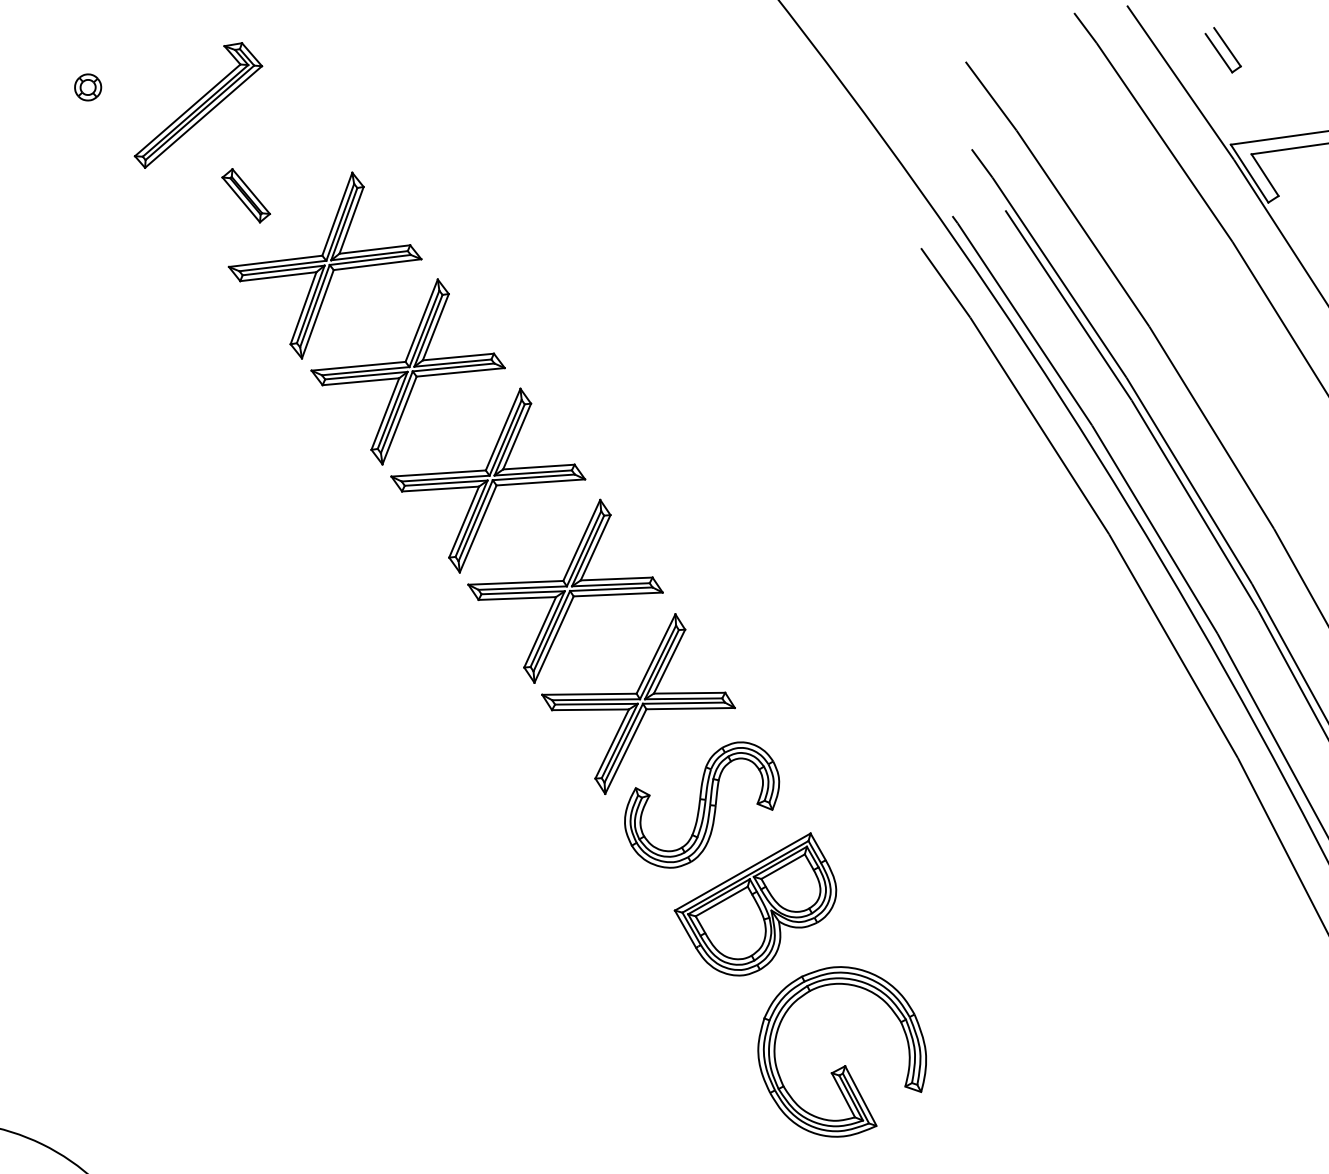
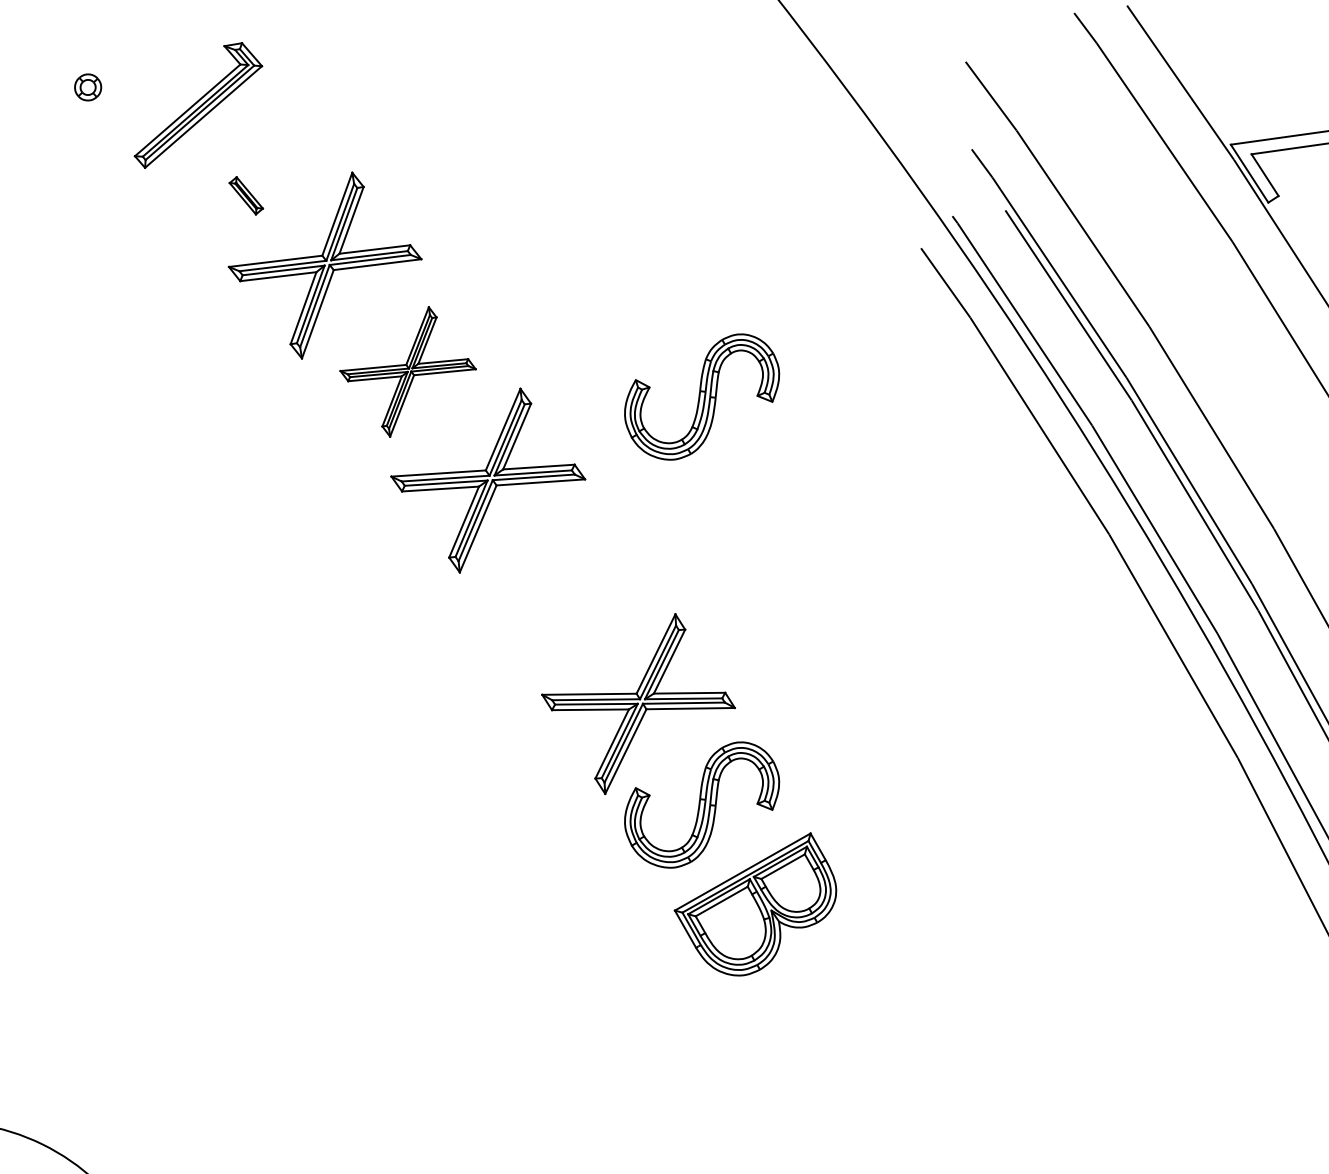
part: present -> none (1222, 50)
part size: 51x56 px -> 37x40 px (246, 195)
part size: 196x188 px -> 138x132 px (407, 371)
part: none -> present (702, 396)
part: present -> none (565, 590)
part: present -> none (844, 1065)
